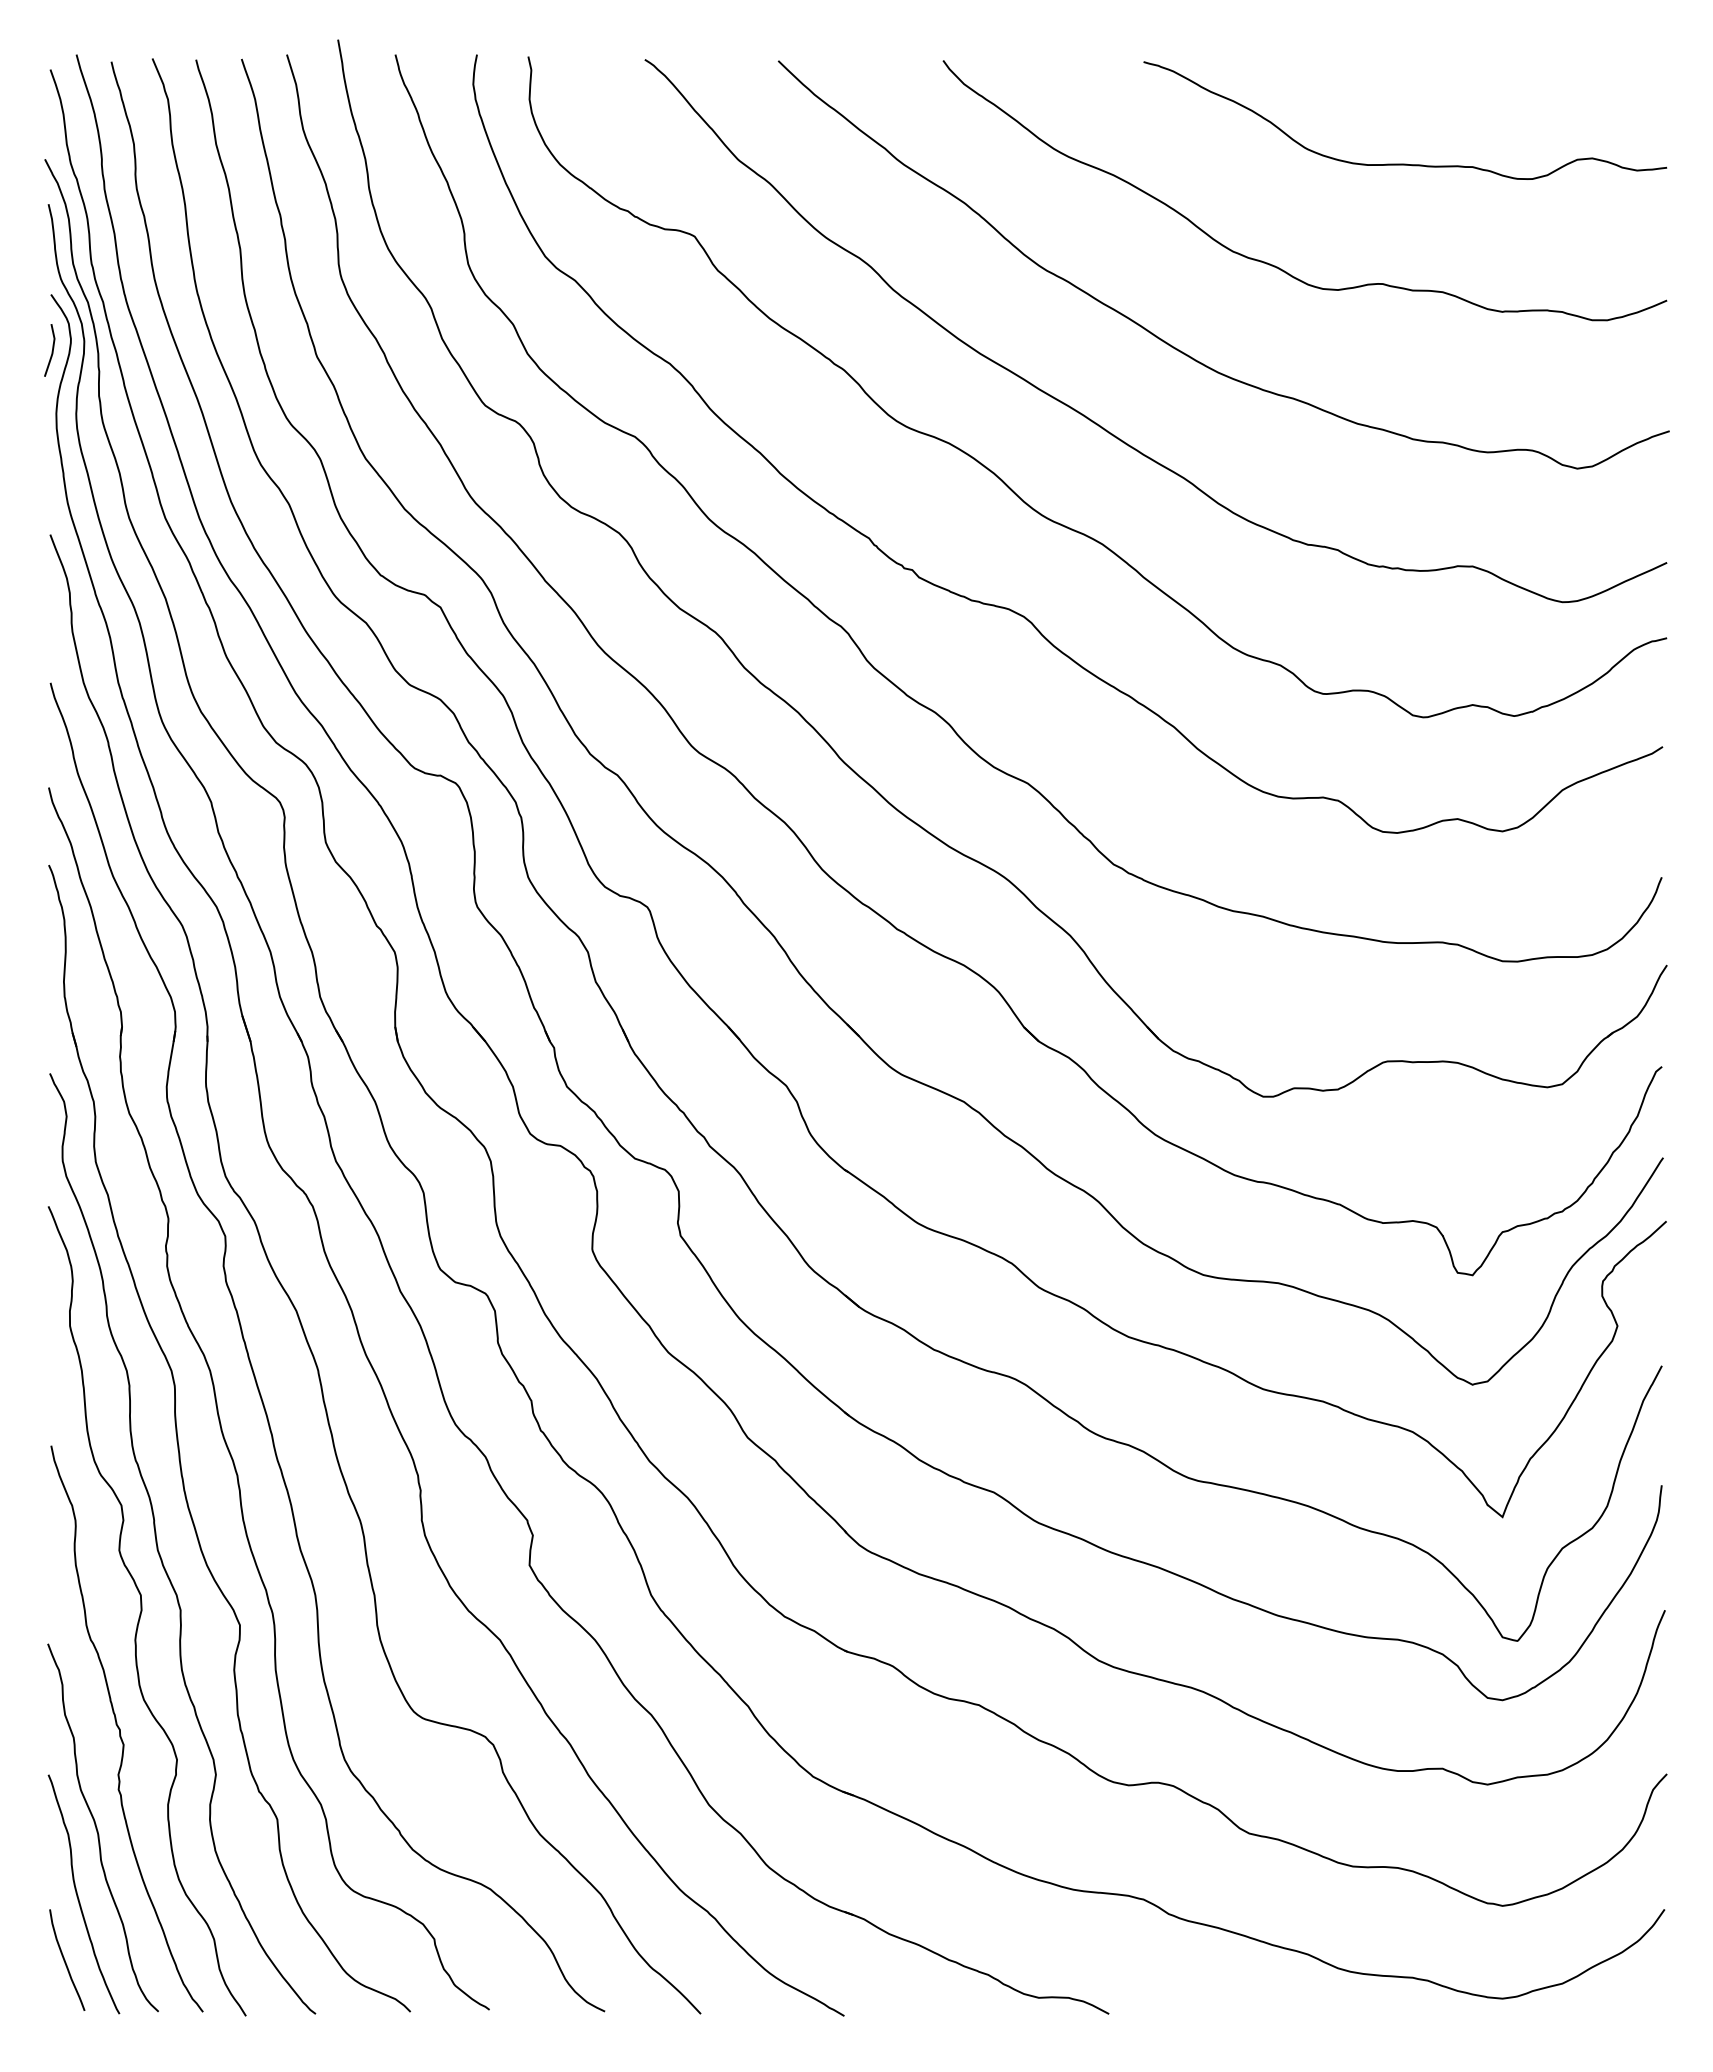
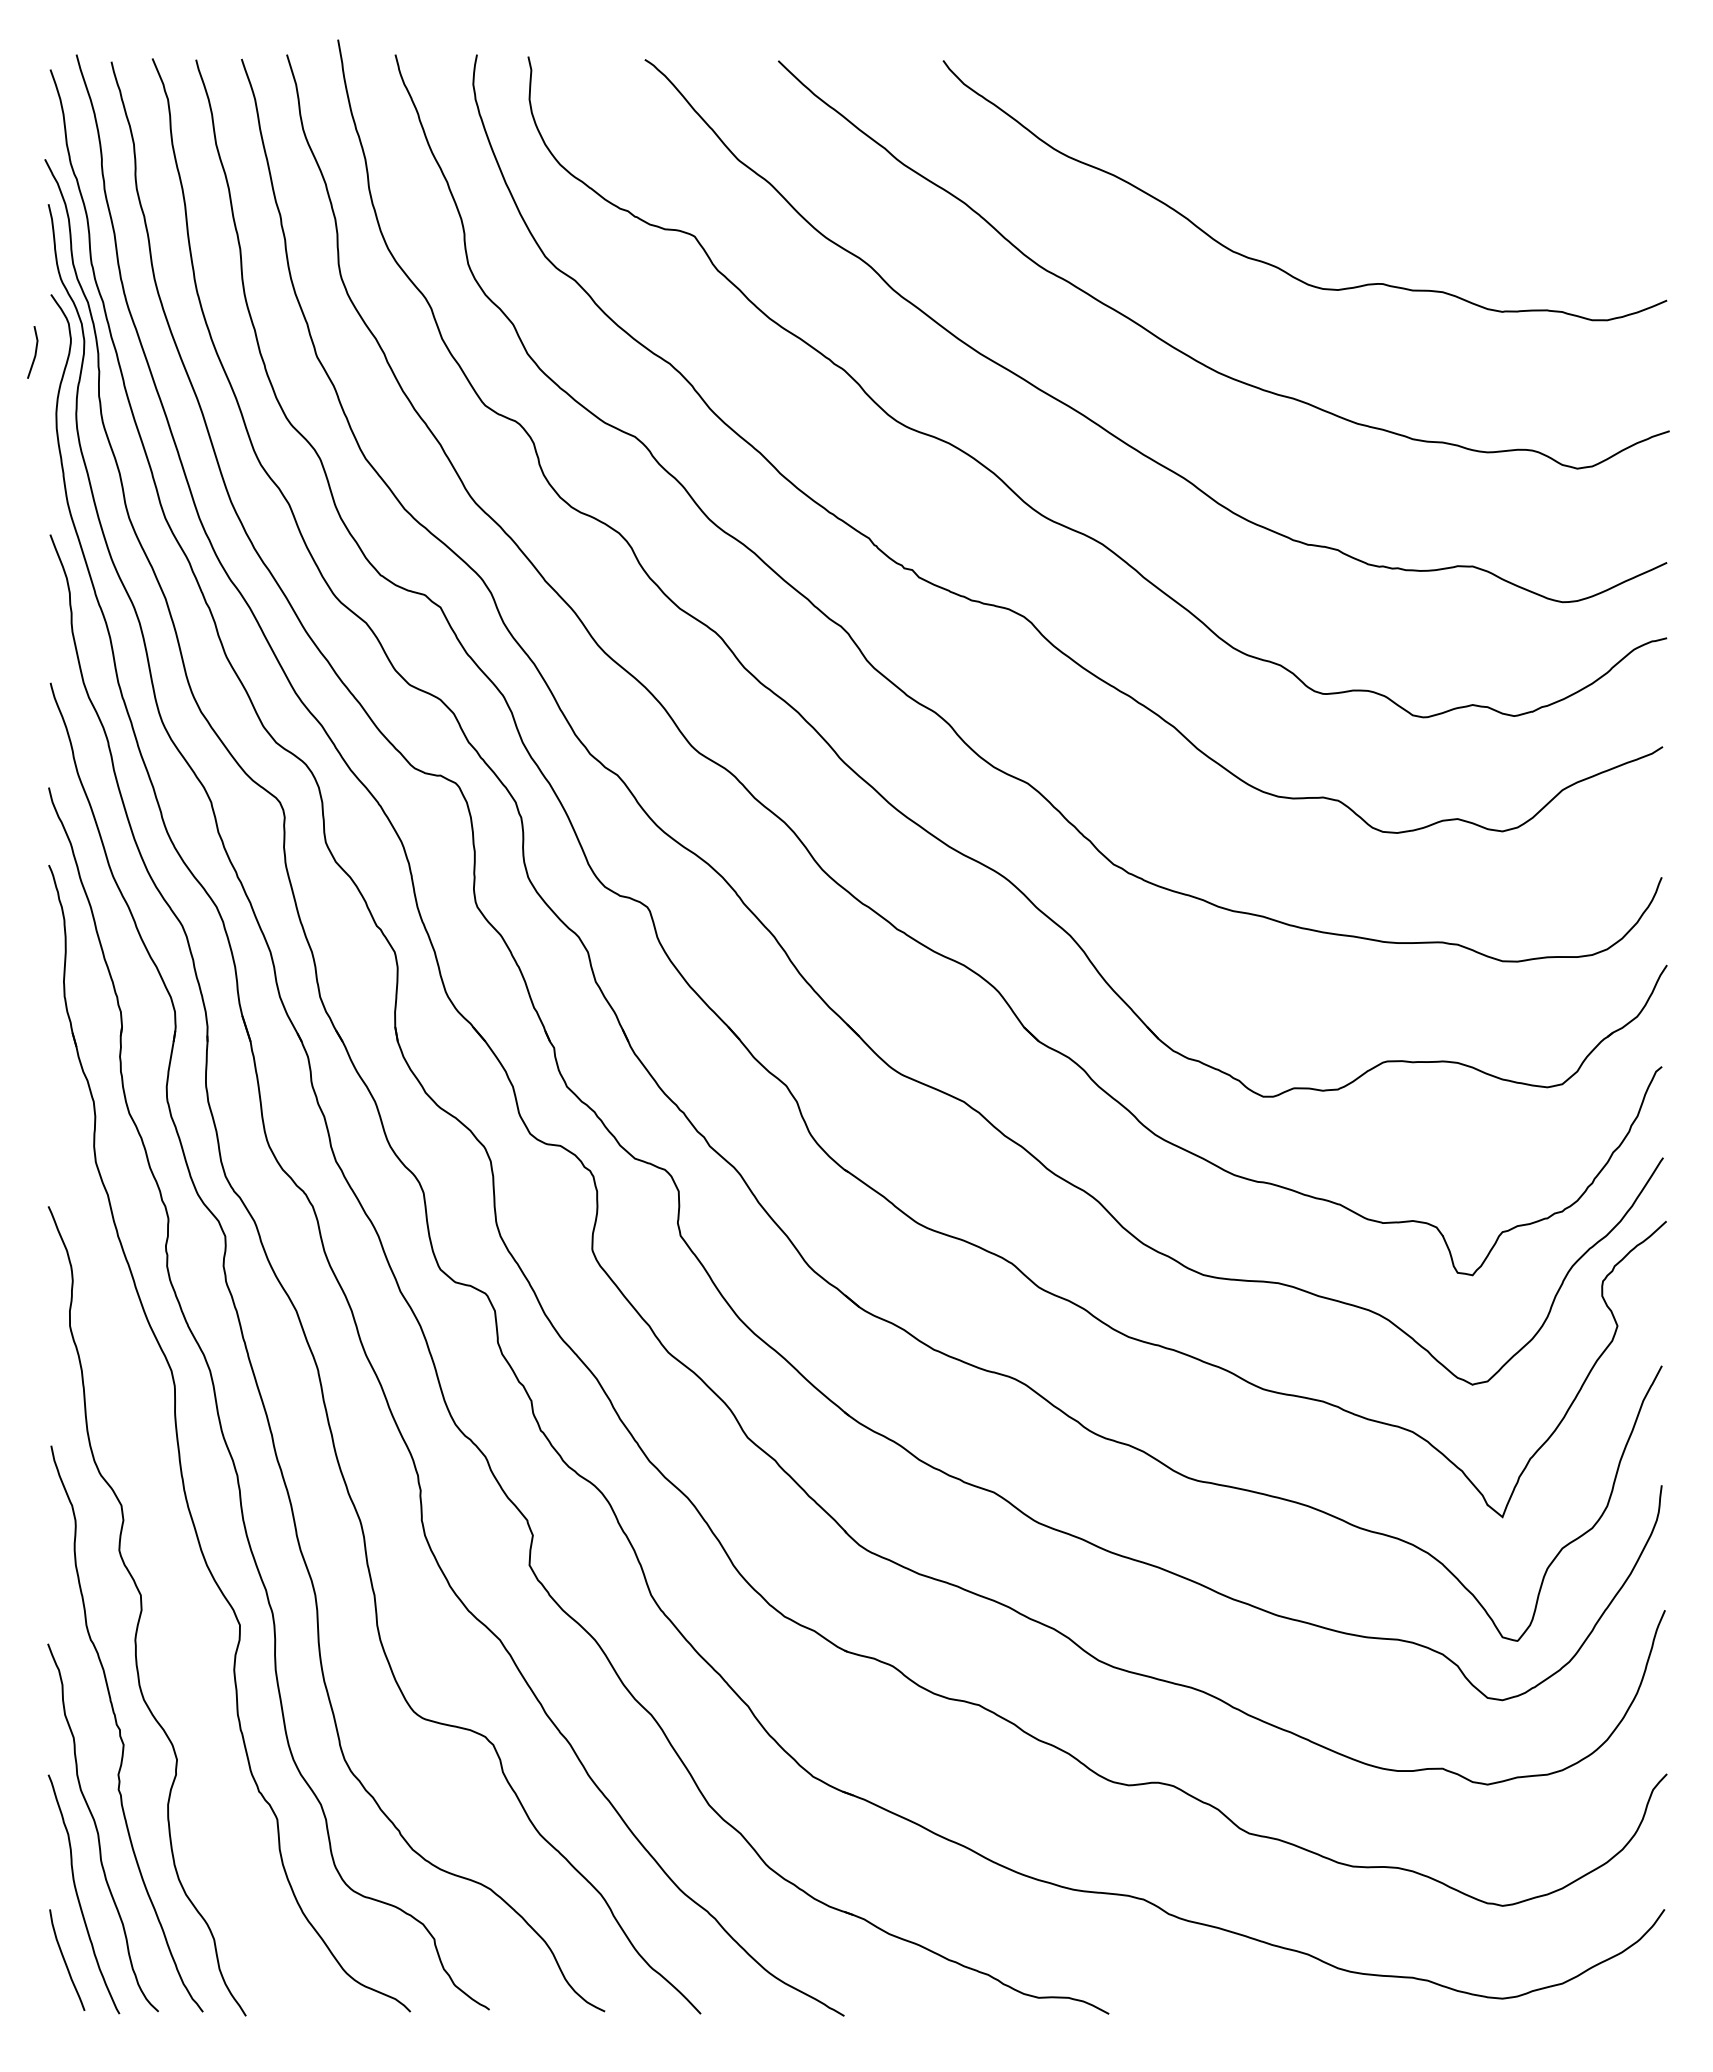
curve: present -> none (1405, 163)
curve position: (51, 351) -> (34, 353) (34, 353)
curve: present -> none (158, 1546)
